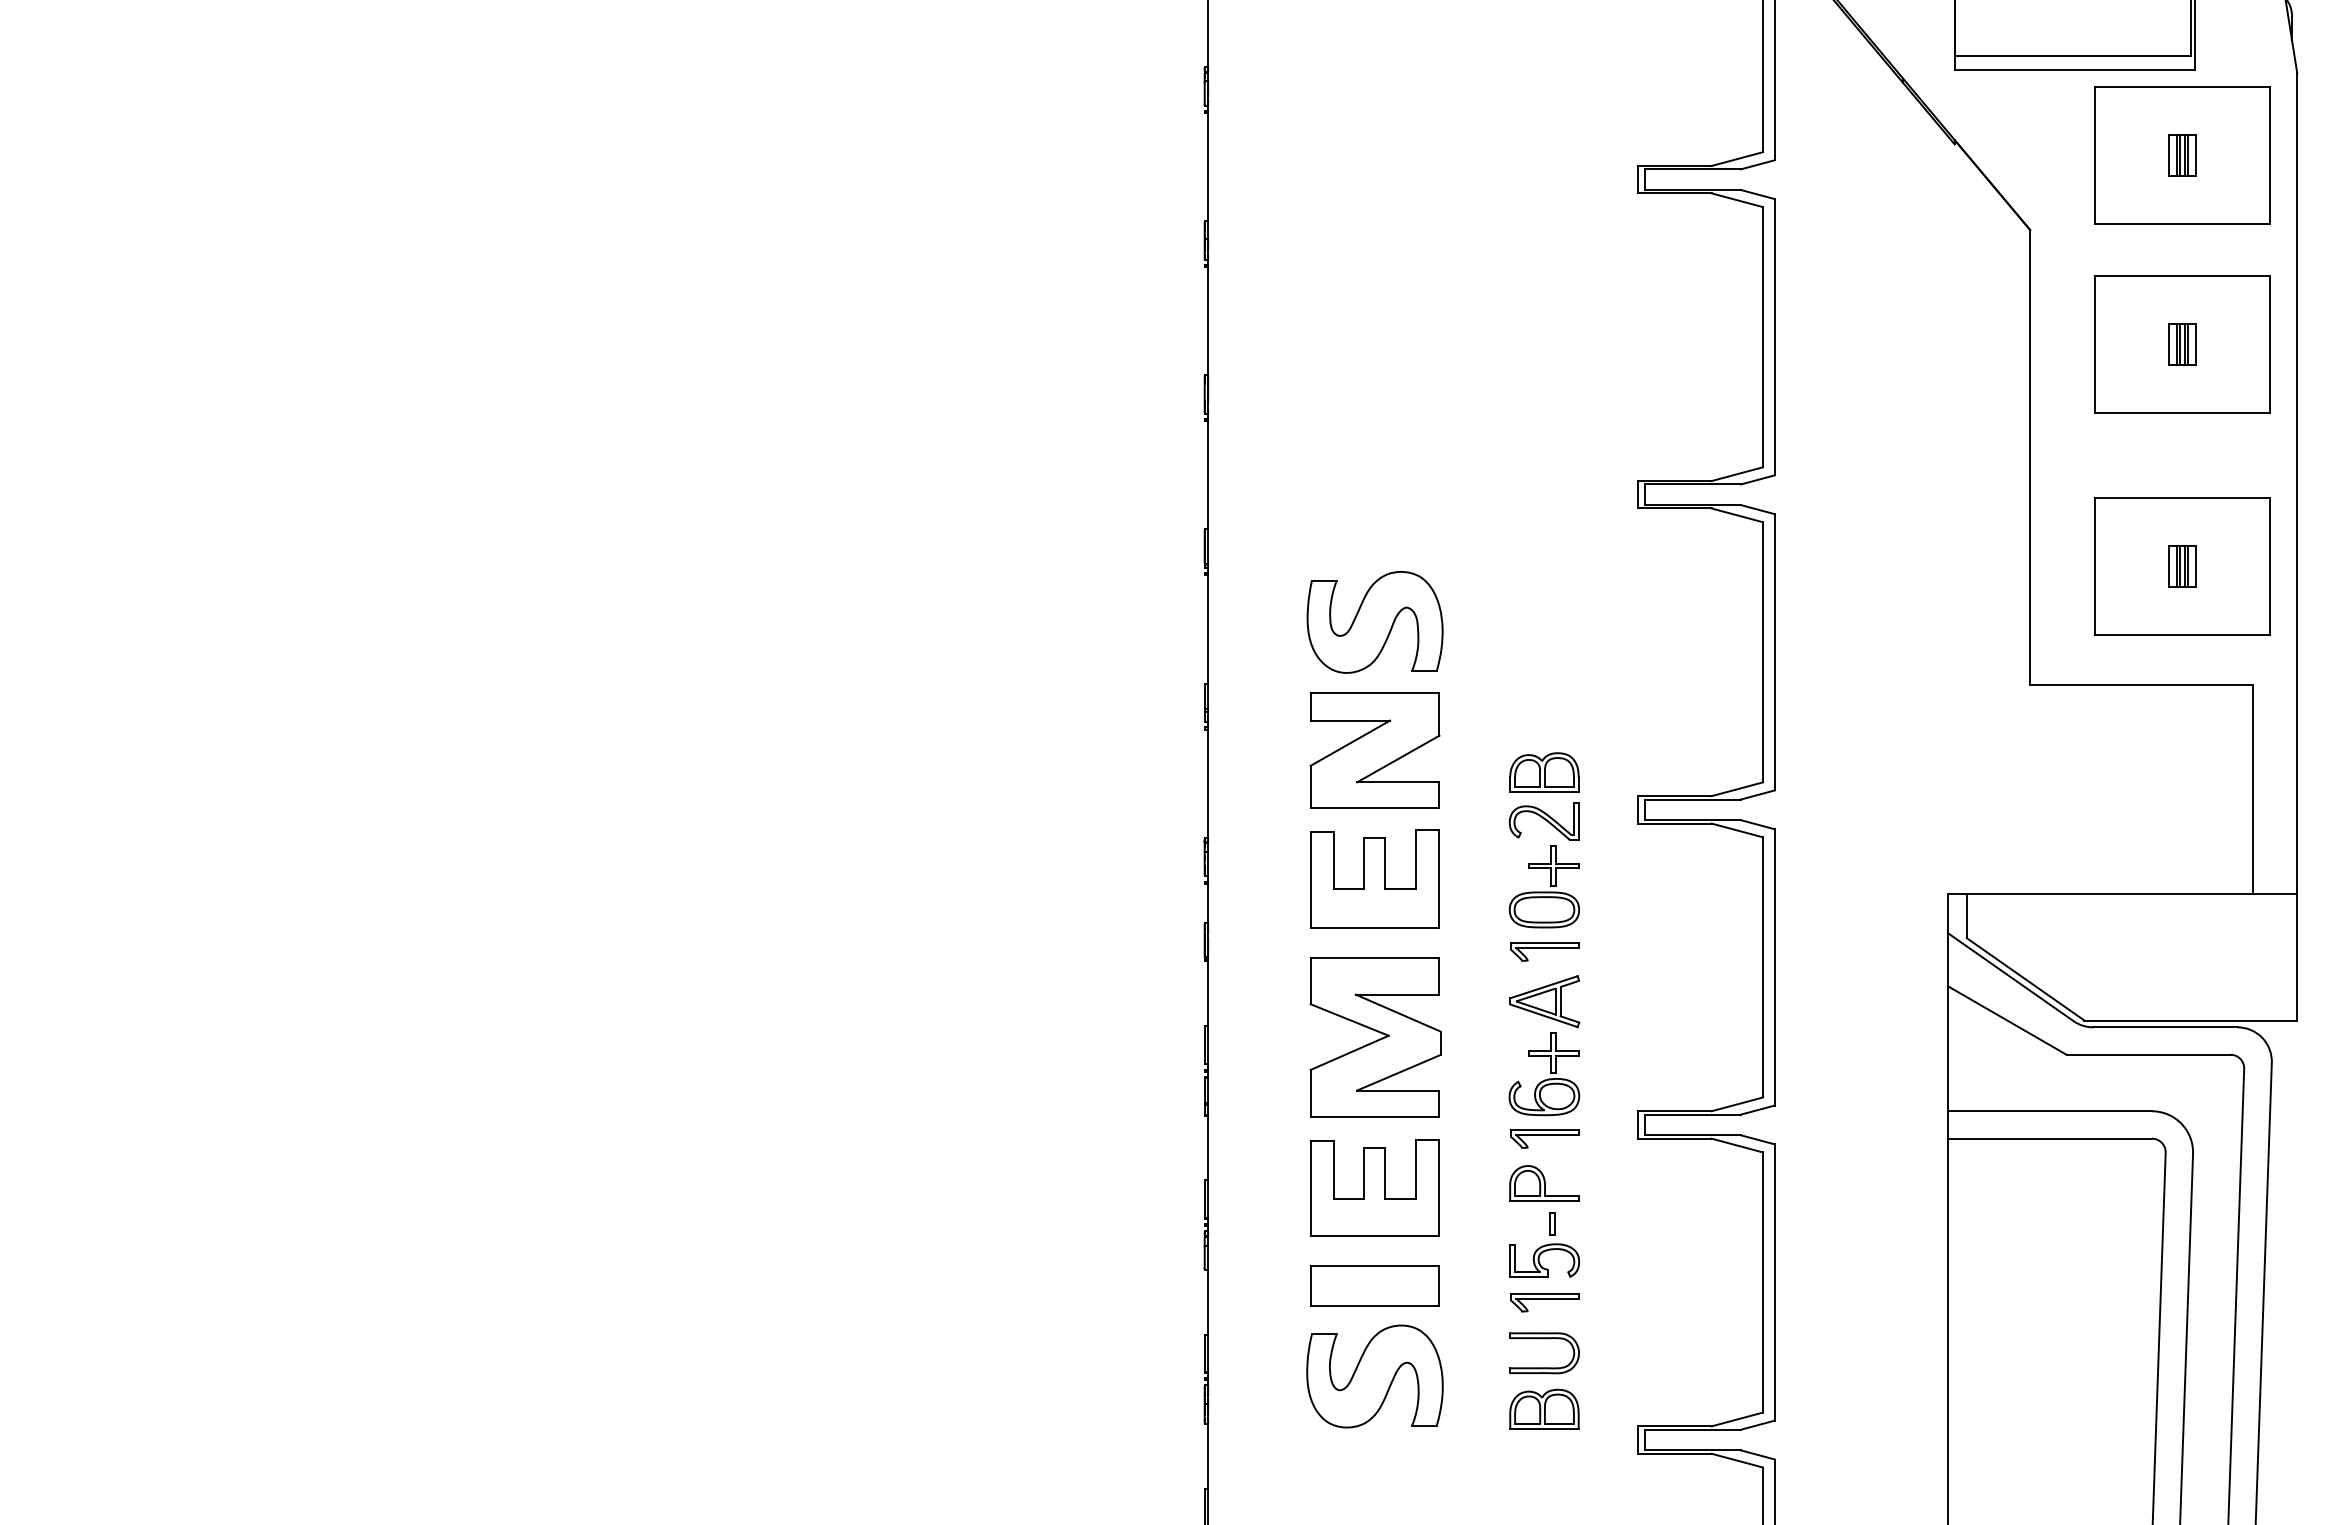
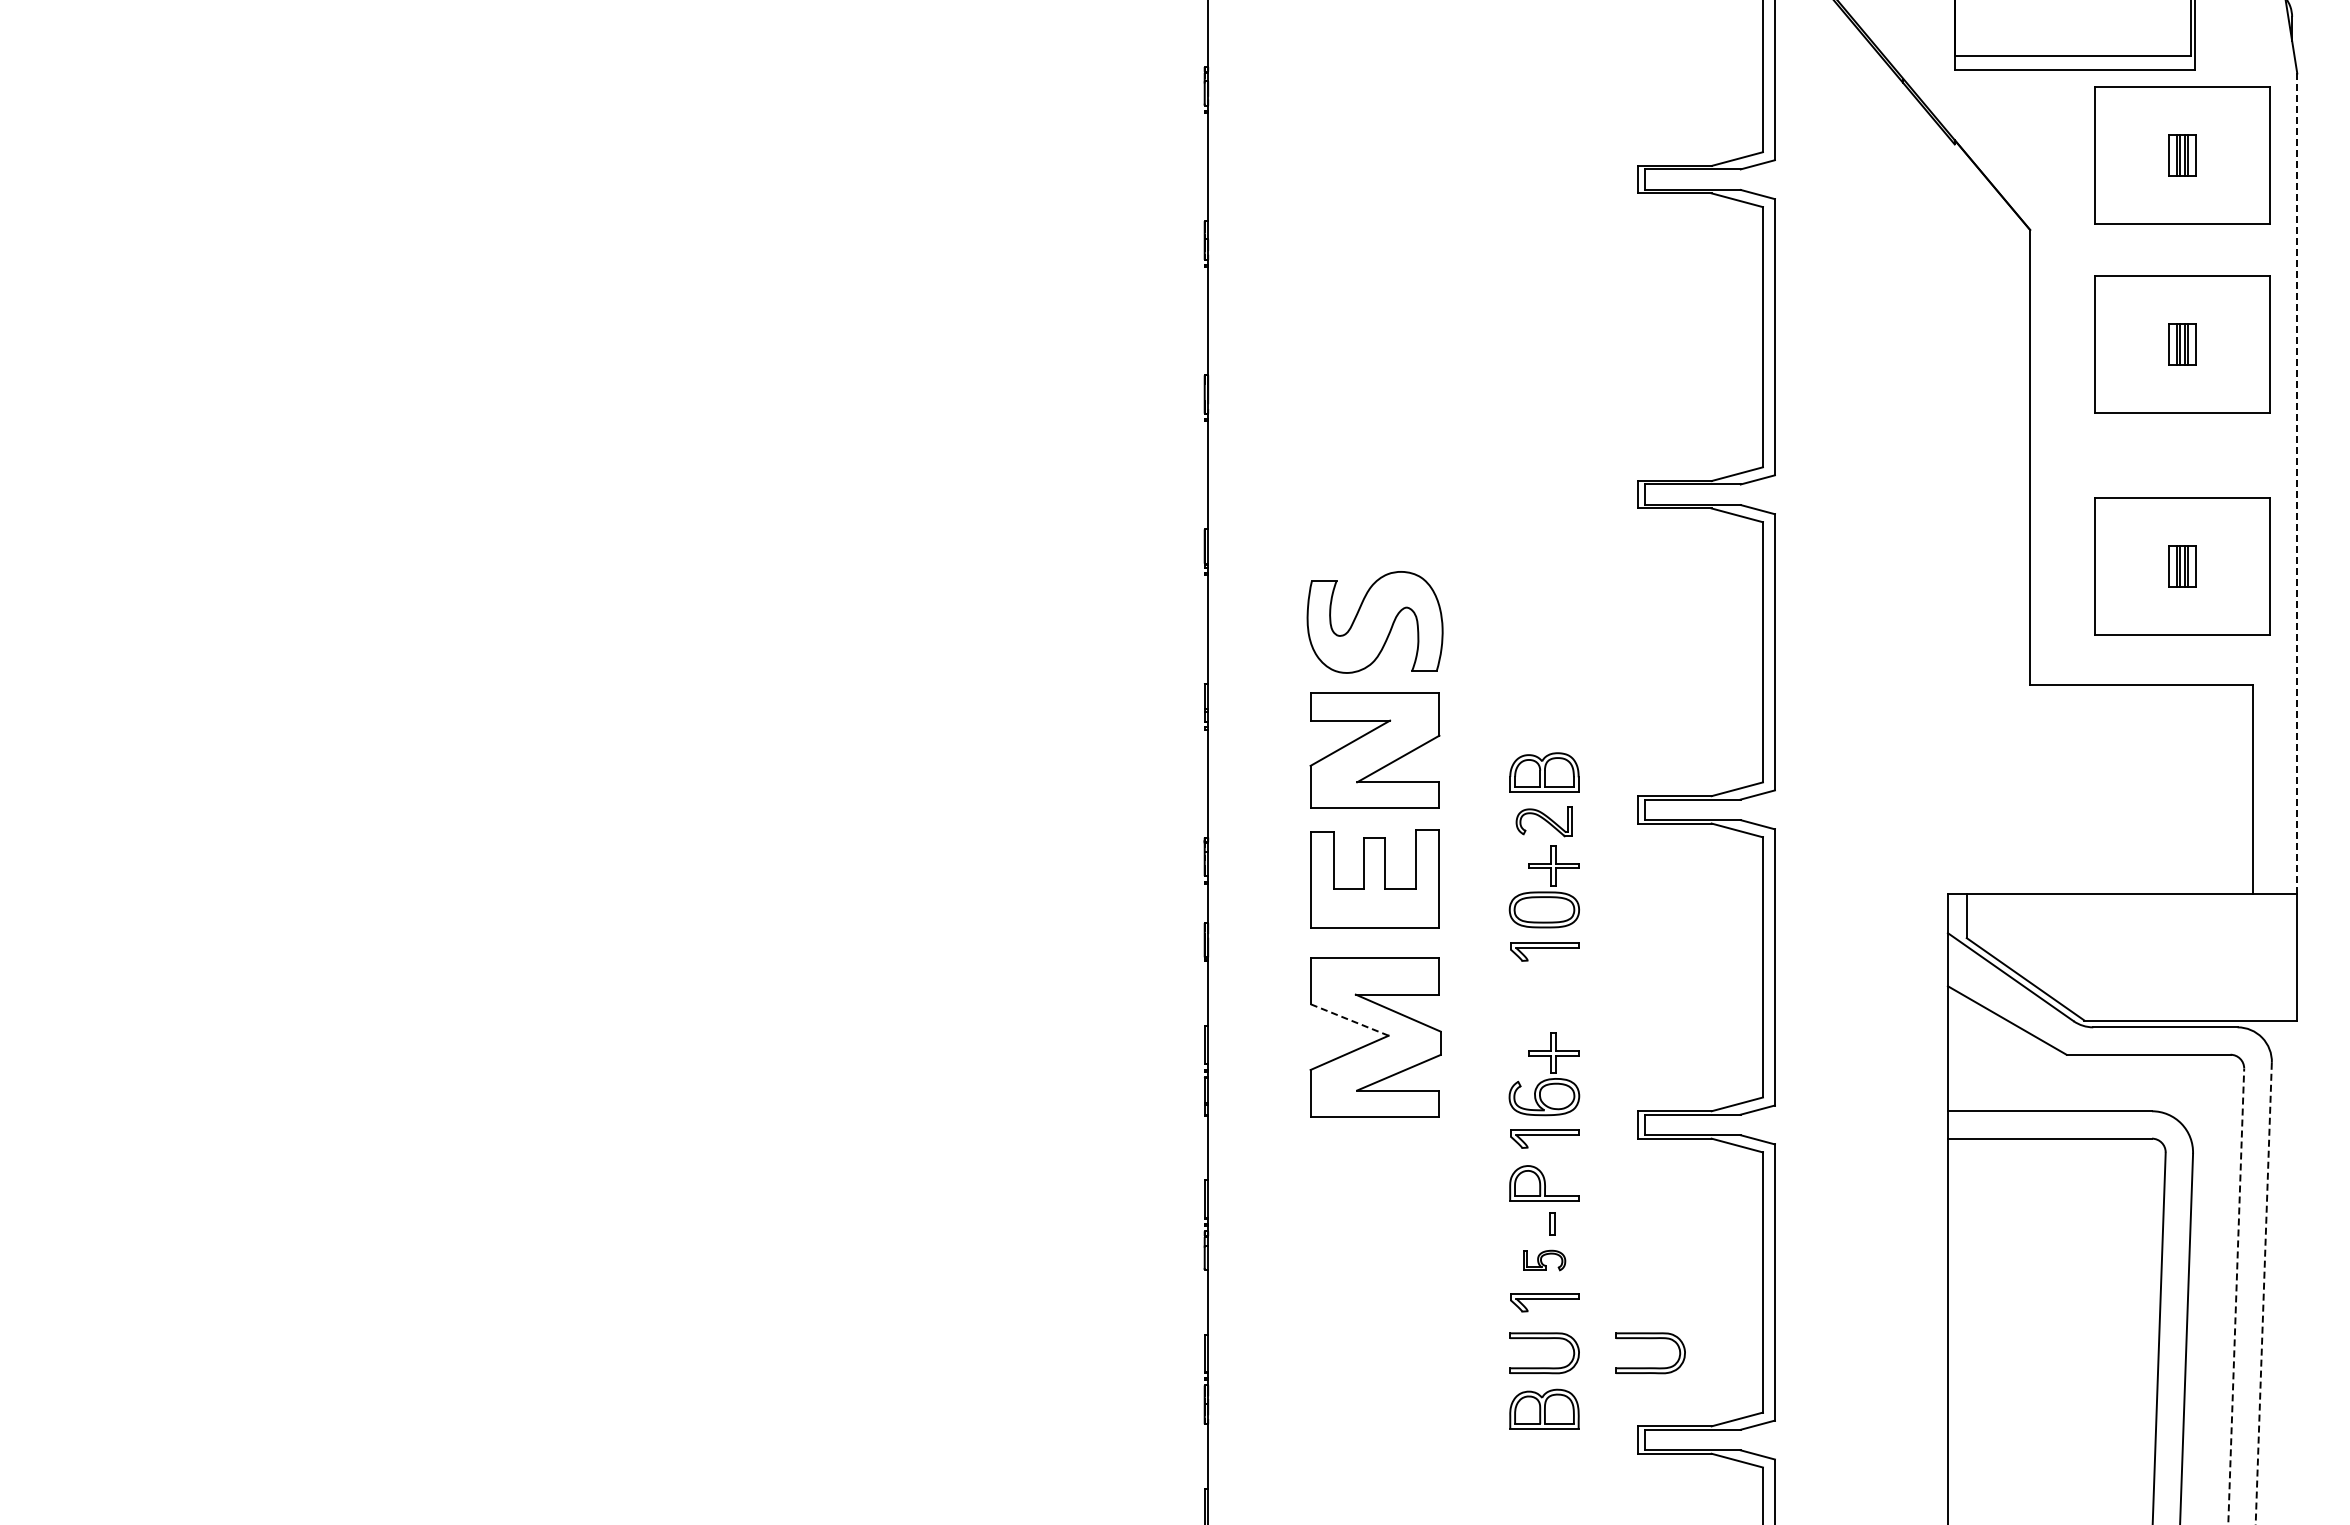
line: solid -> dashed (2297, 483)
part size: 72x39 px -> 58x32 px (1543, 821)
part: present -> none (1544, 1001)
line: solid -> dashed (1349, 1019)
part: present -> none (1374, 1187)
part size: 71x35 px -> 44x23 px (1544, 1260)
part: present -> none (1374, 1285)
line: solid -> dashed (2263, 1293)
line: solid -> dashed (2236, 1296)
part: none -> present (1650, 1339)
part: present -> none (1374, 1376)
